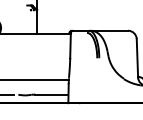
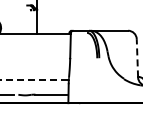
line: solid -> dashed (137, 57)
line: solid -> dashed (34, 80)
